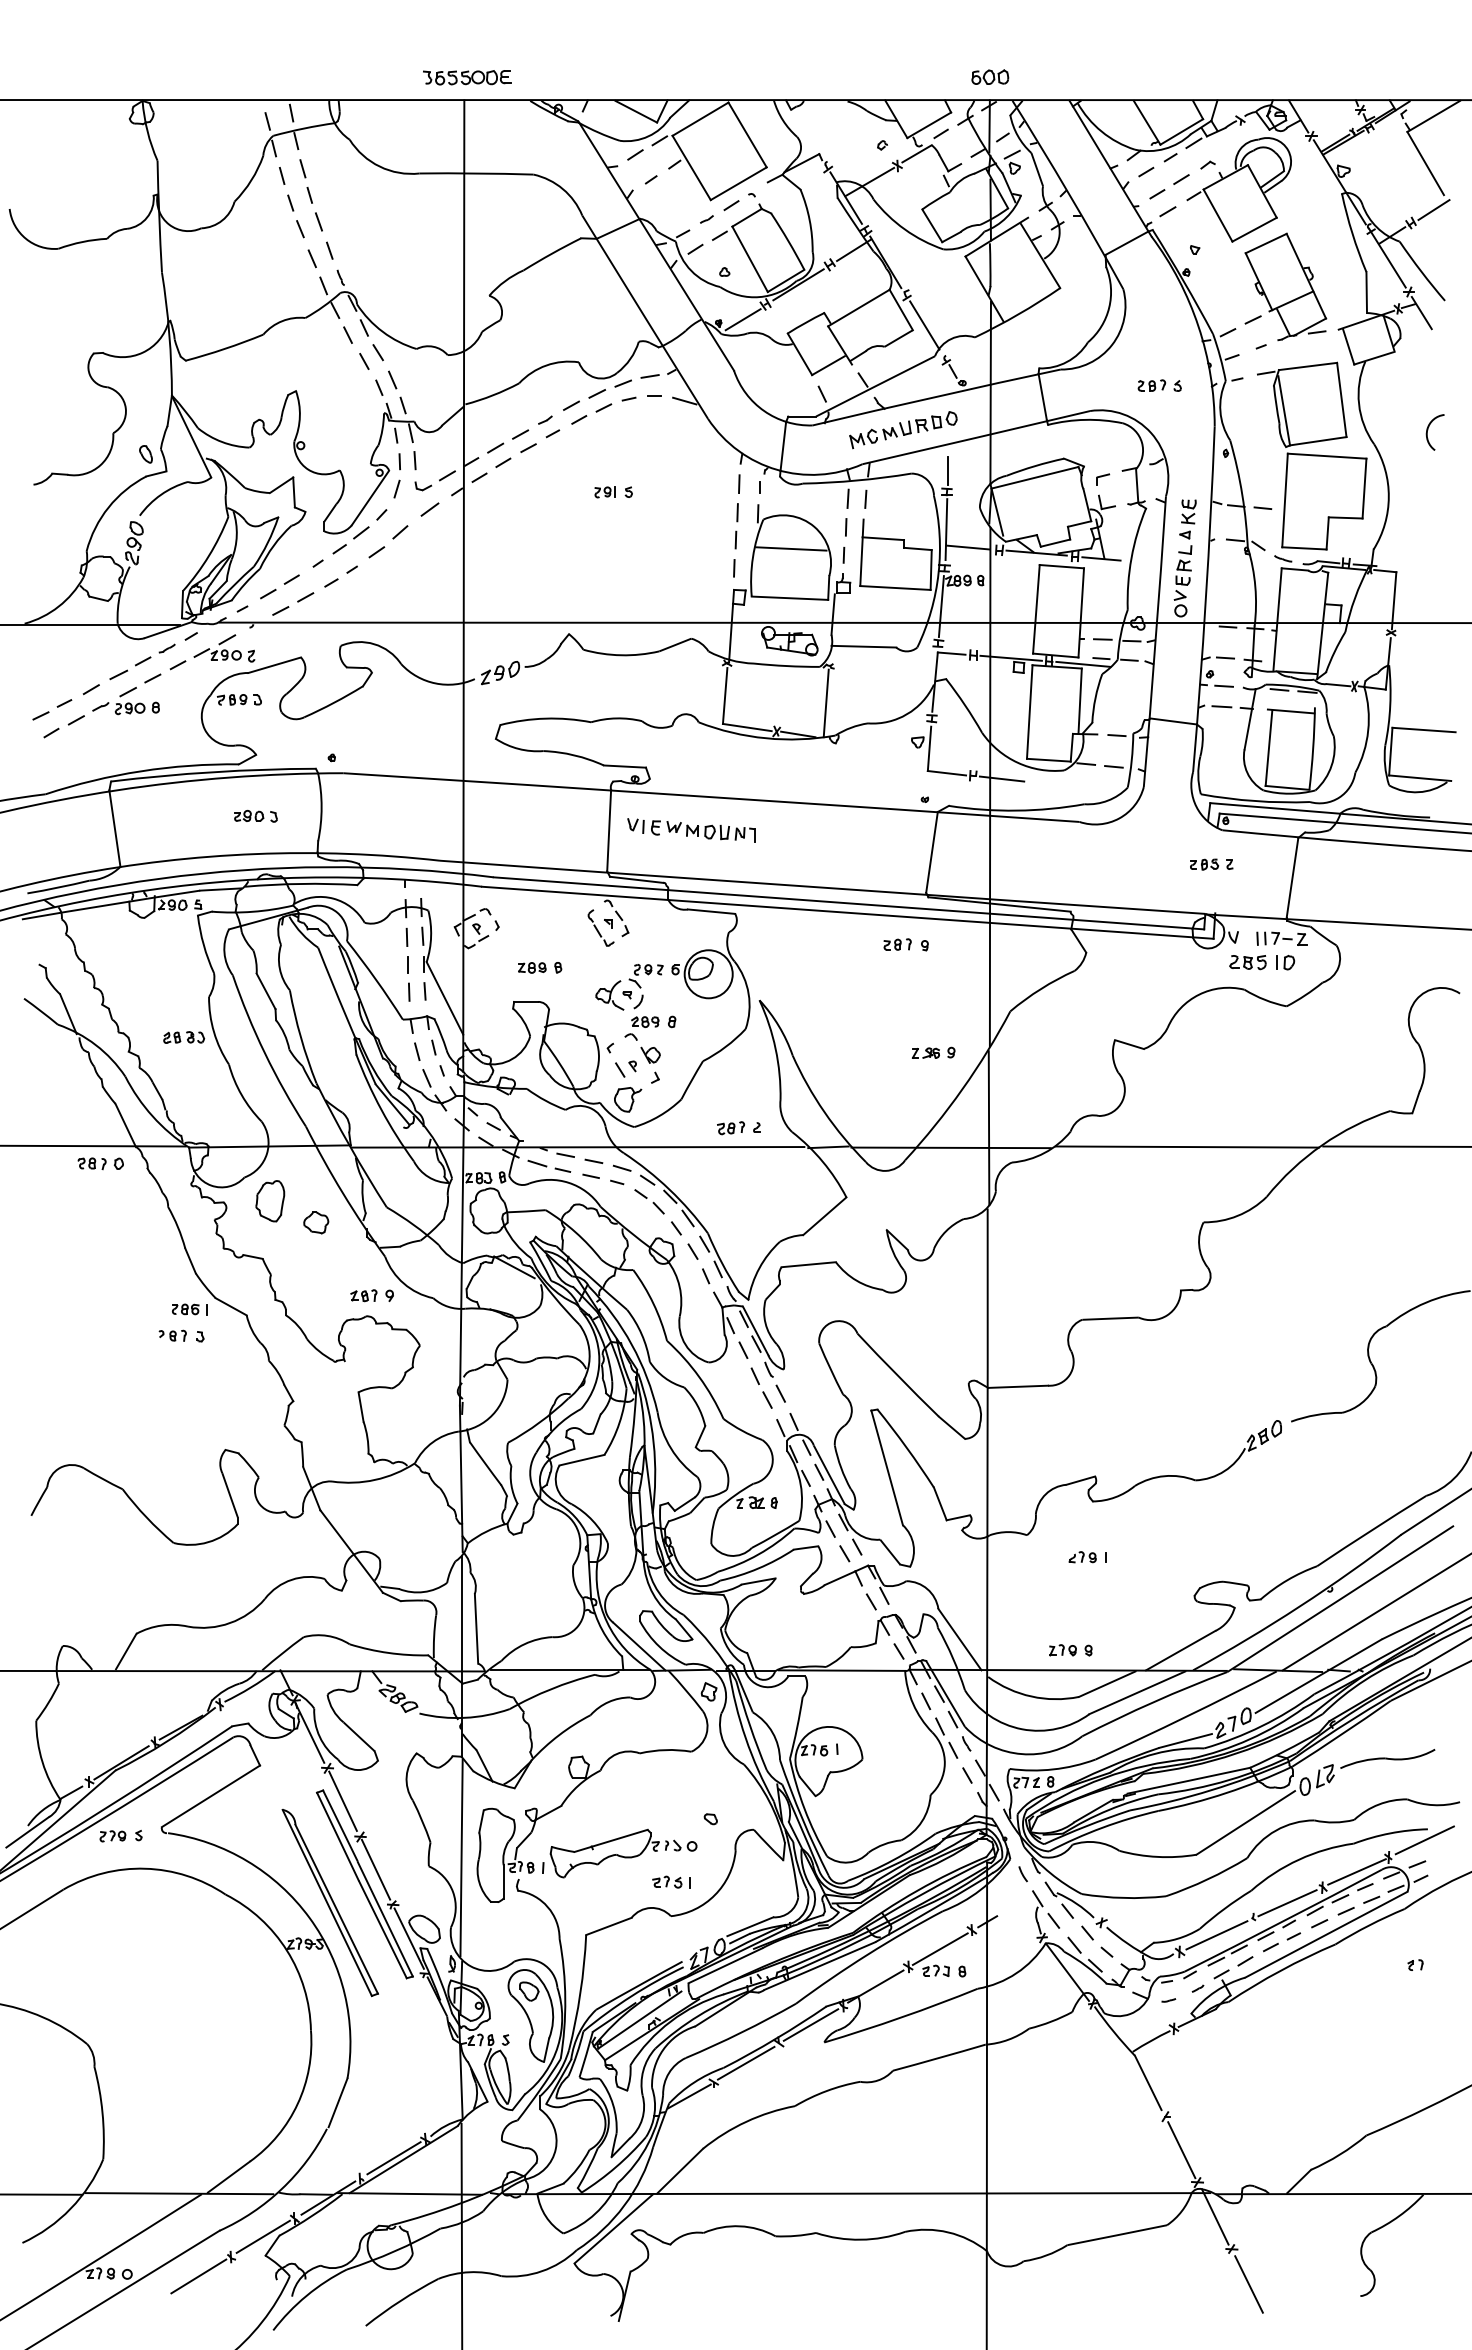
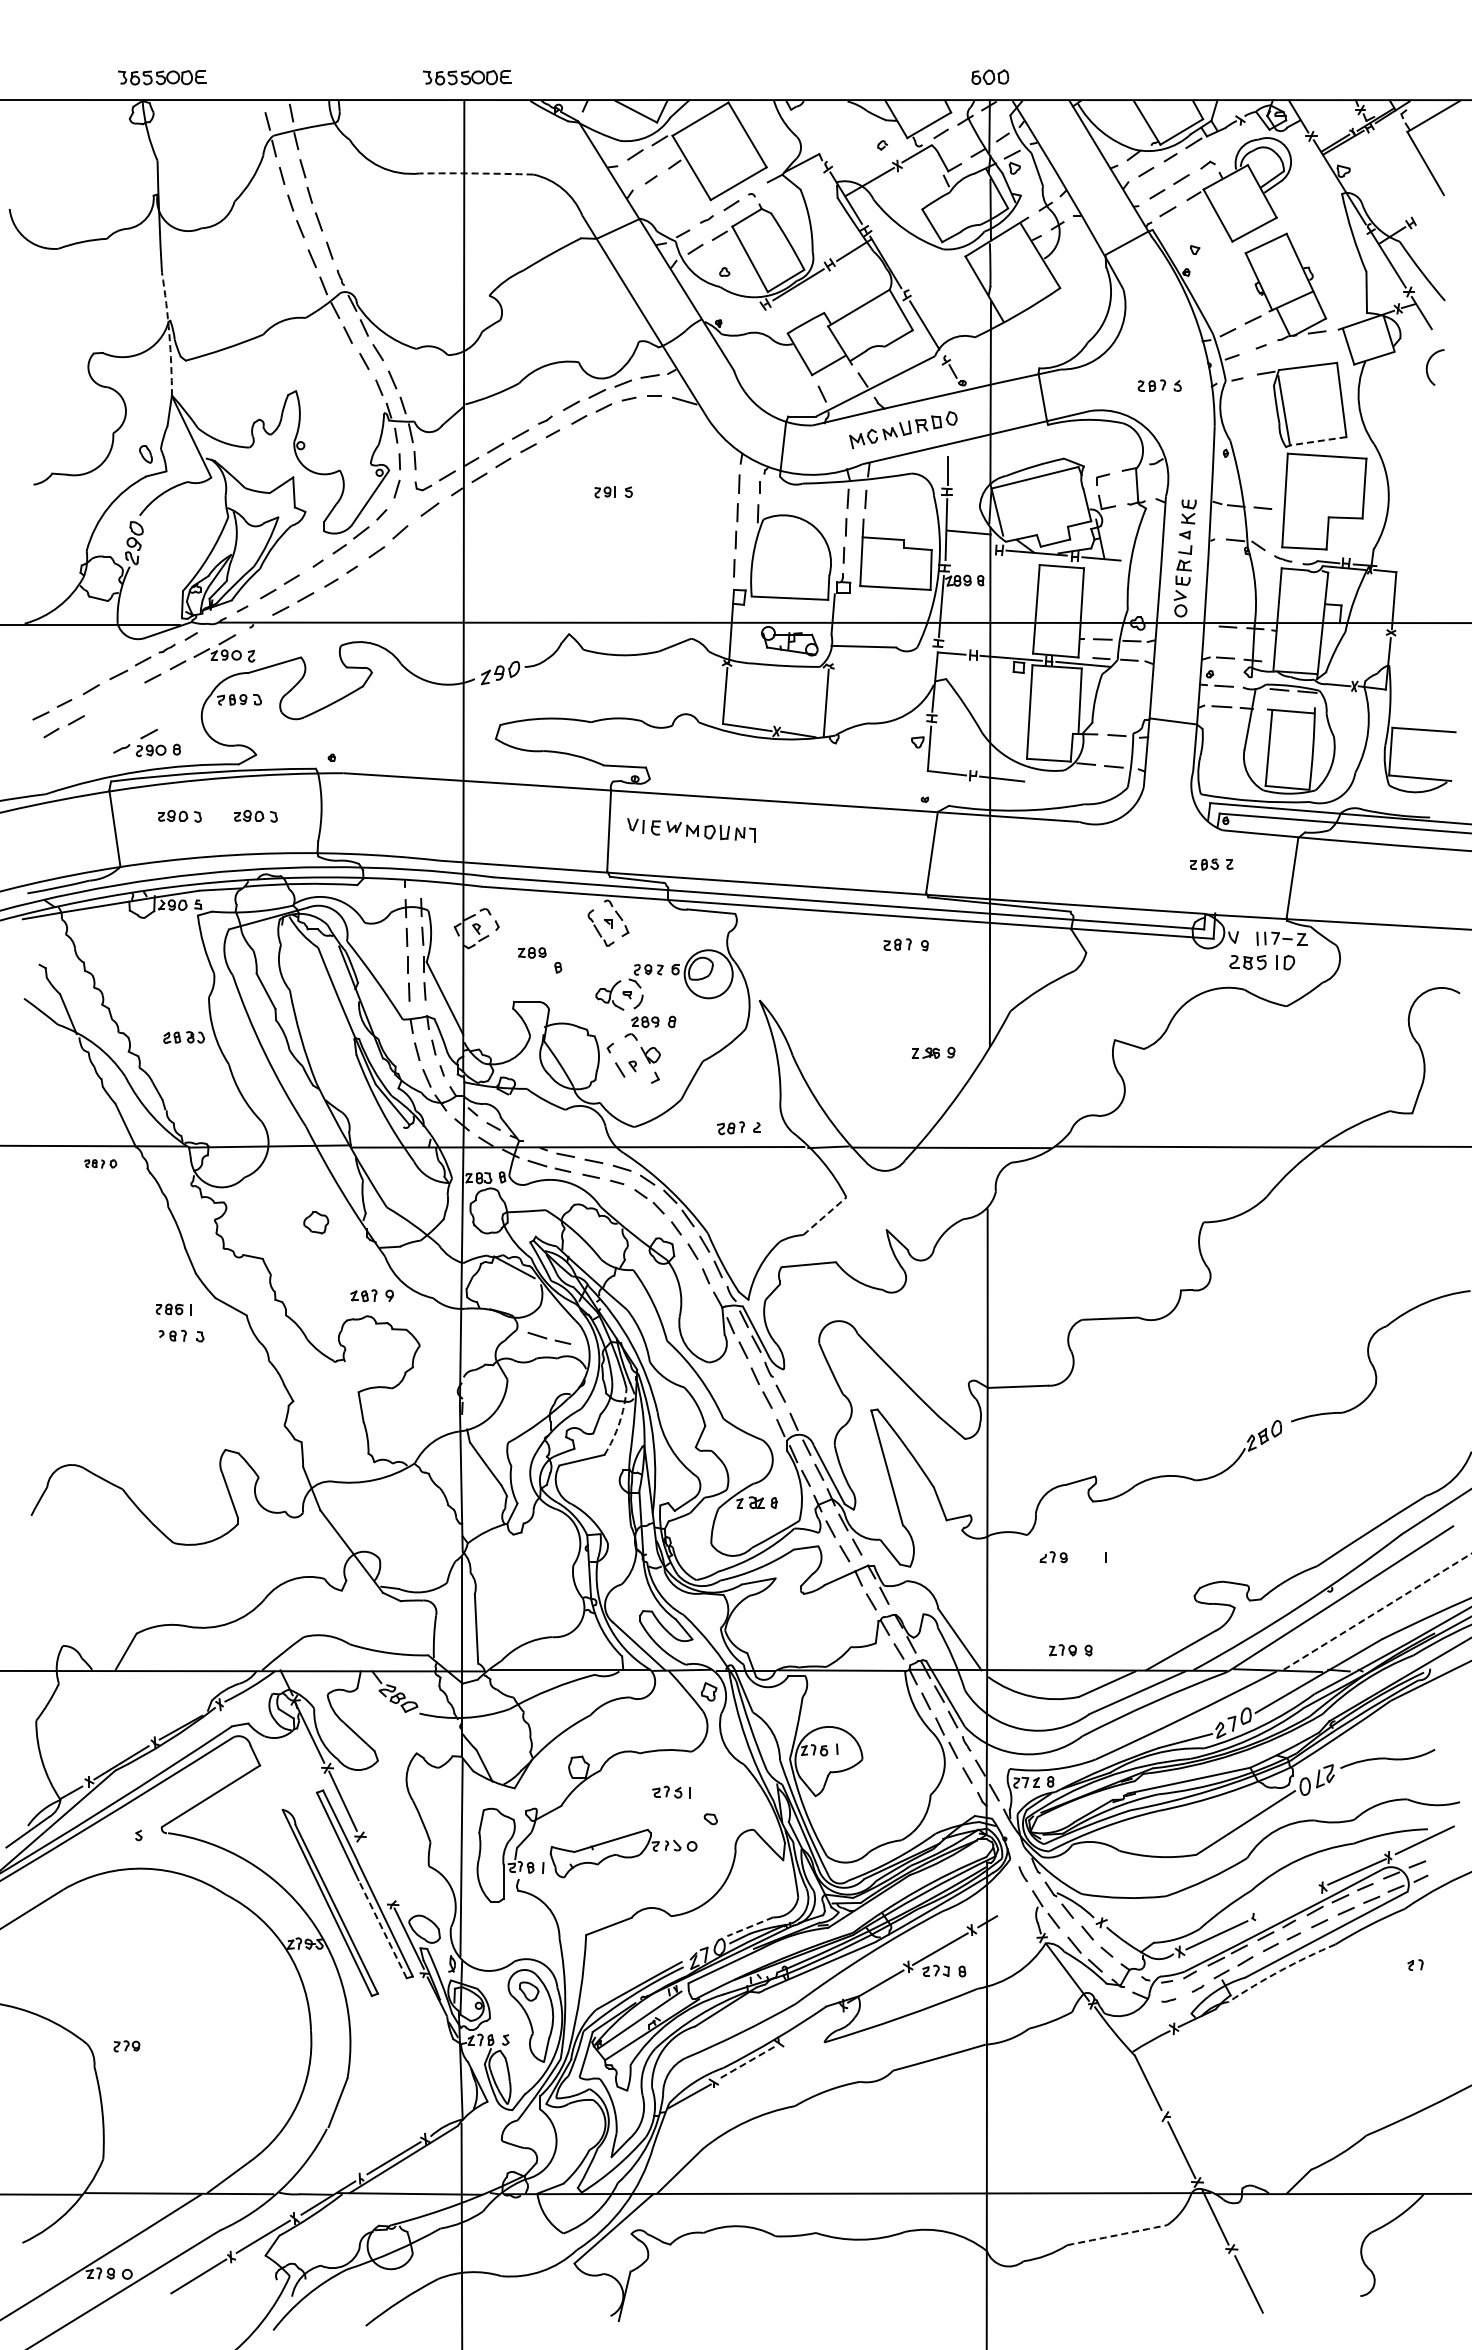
part: none -> present (162, 77)
arc: solid -> dashed (476, 173)
line: present -> none (1433, 210)
line: present -> none (742, 319)
arc: solid -> dashed (169, 334)
arc position: (1428, 430) -> (1428, 365) (1428, 365)
line: solid -> dashed (1318, 441)
line position: (967, 547) -> (968, 532) (968, 532)
line: present -> none (791, 548)
part position: (125, 700) -> (146, 742) (146, 742)
part: none -> present (179, 815)
part position: (532, 967) -> (532, 952) (532, 952)
part: present -> none (628, 1099)
line: present -> none (988, 1128)
part size: 47x14 px -> 34x10 px (100, 1163)
part: present -> none (270, 1201)
line: solid -> dashed (824, 1216)
part position: (189, 1309) -> (173, 1309) (173, 1309)
part: none -> present (549, 1337)
arc: solid -> dashed (619, 1423)
part position: (1082, 1557) -> (1053, 1557) (1053, 1557)
line: solid -> dashed (1377, 1612)
part position: (112, 1836) -> (126, 2046) (126, 2046)
line: present -> none (375, 1869)
part position: (671, 1881) -> (671, 1791) (671, 1791)
line: present -> none (1287, 1903)
line: solid -> dashed (750, 1926)
line: solid -> dashed (382, 1929)
arc: solid -> dashed (1280, 1970)
line: present -> none (810, 2024)
line: solid -> dashed (746, 2063)
arc: solid -> dashed (1117, 2235)
